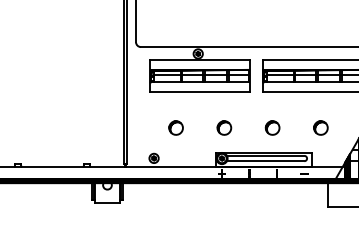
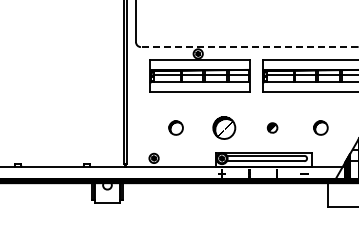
line: solid -> dashed (249, 47)
part size: 17x16 px -> 25x24 px (224, 127)
part size: 17x16 px -> 13x12 px (272, 127)
